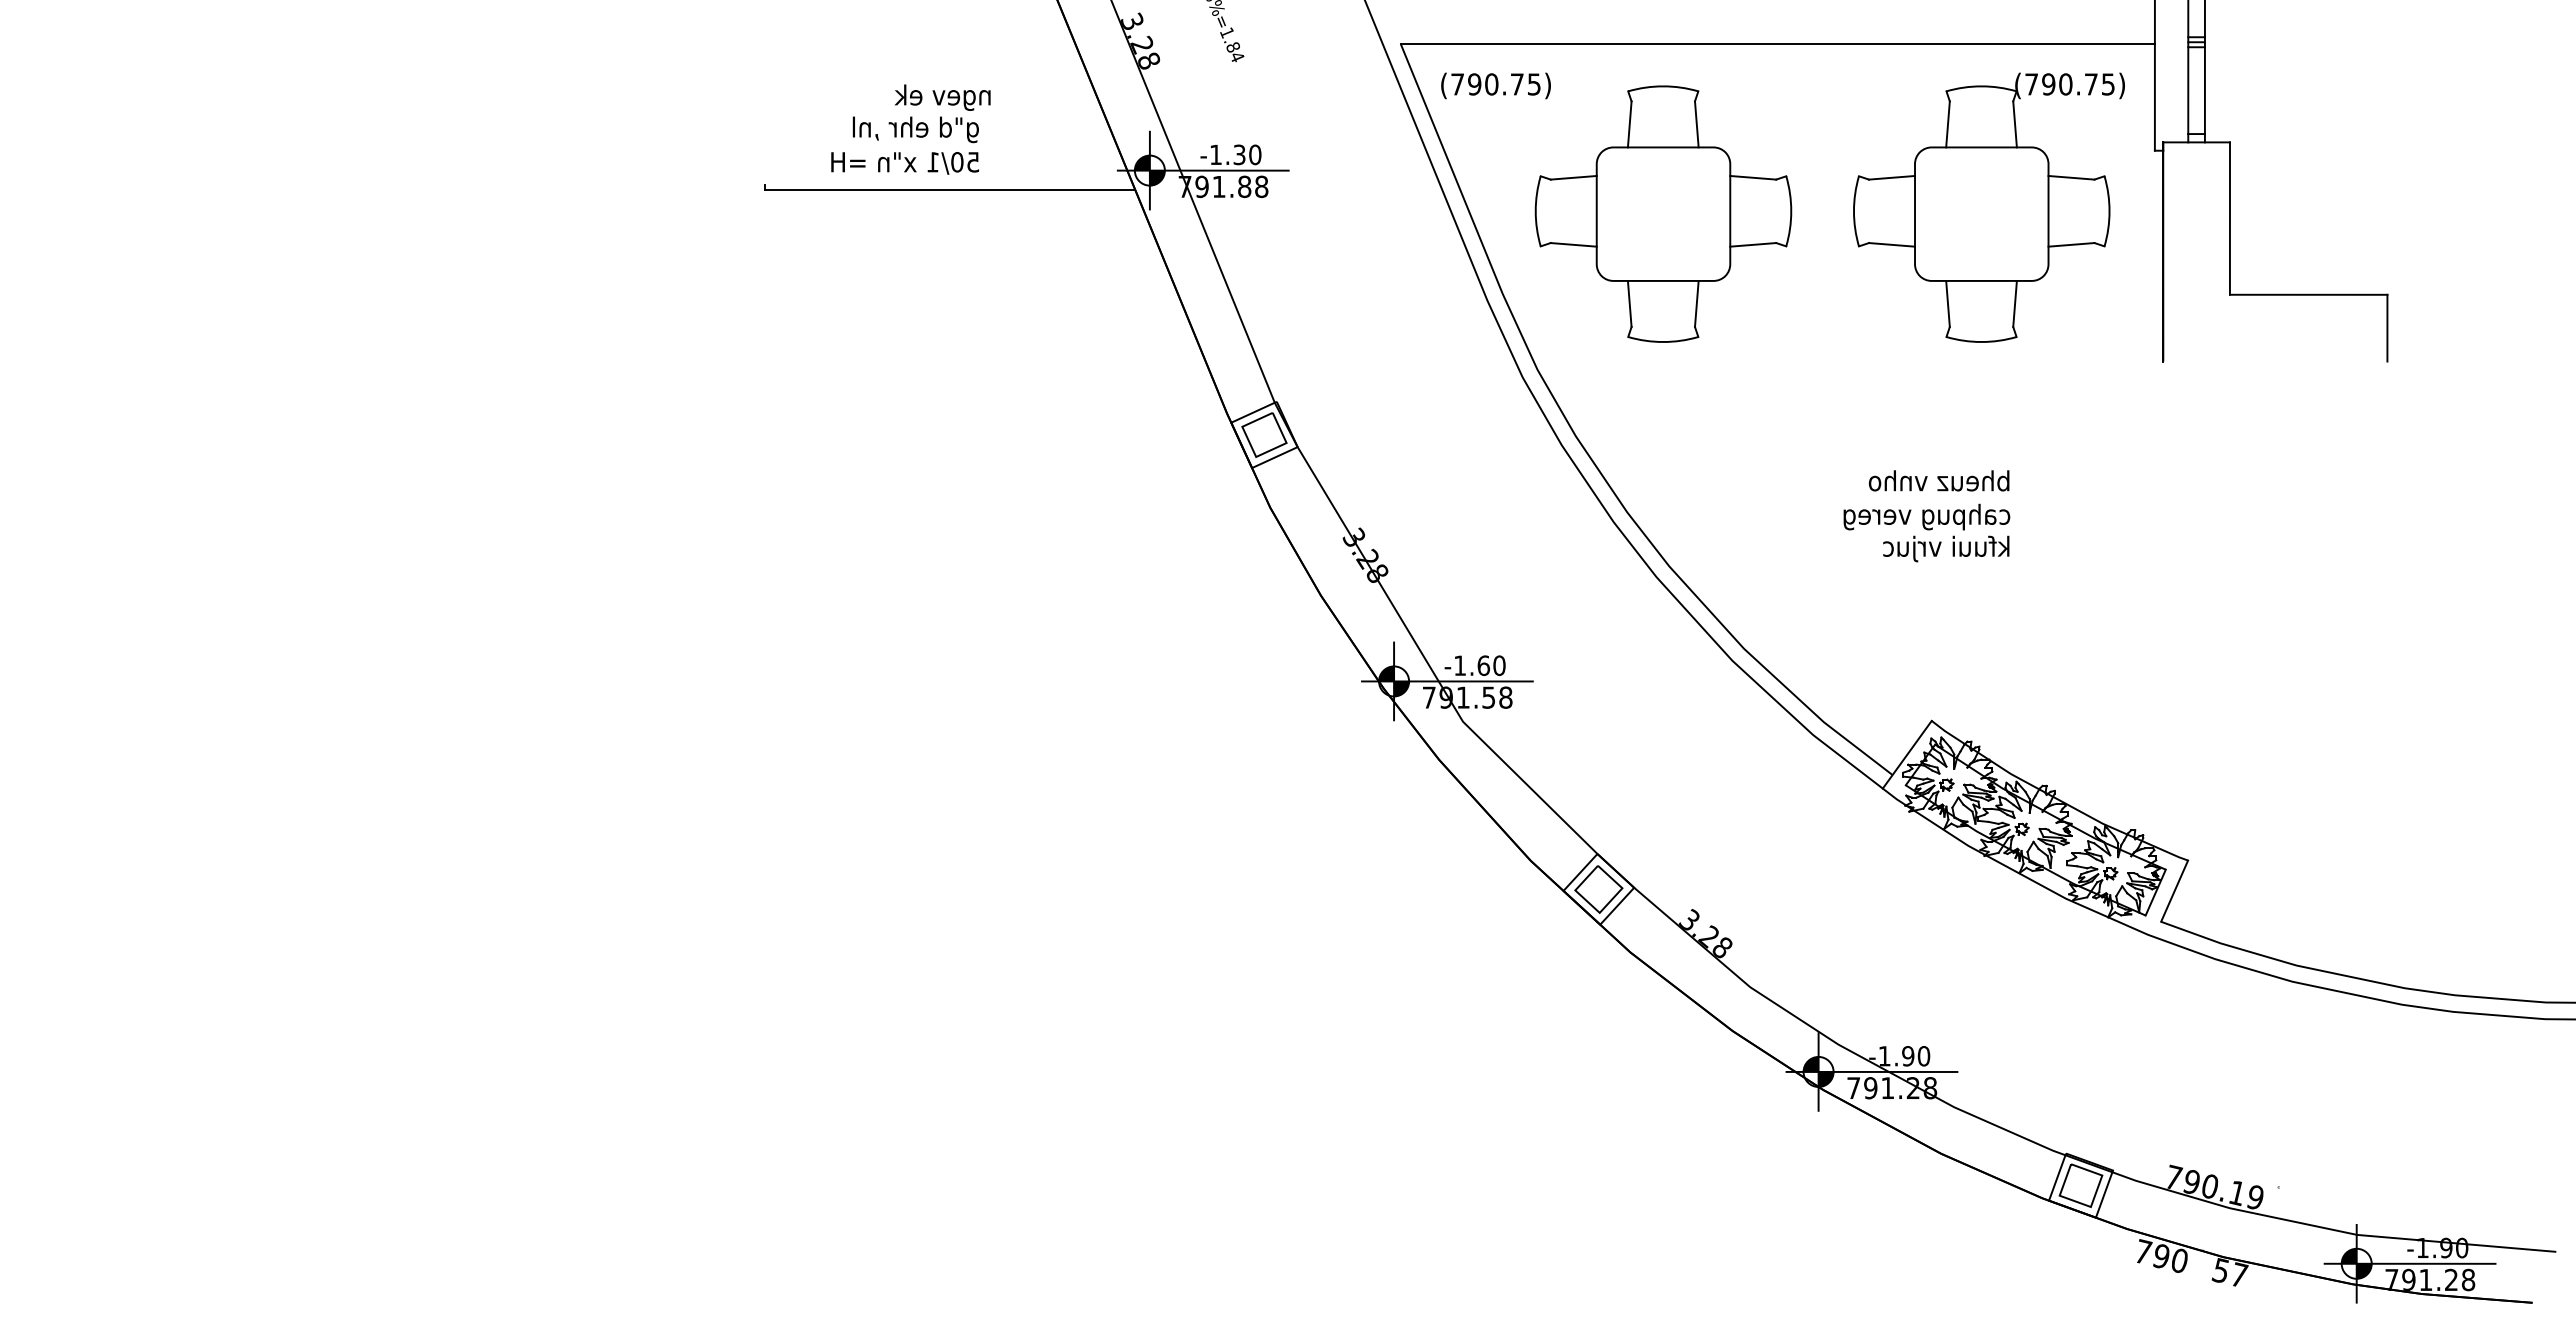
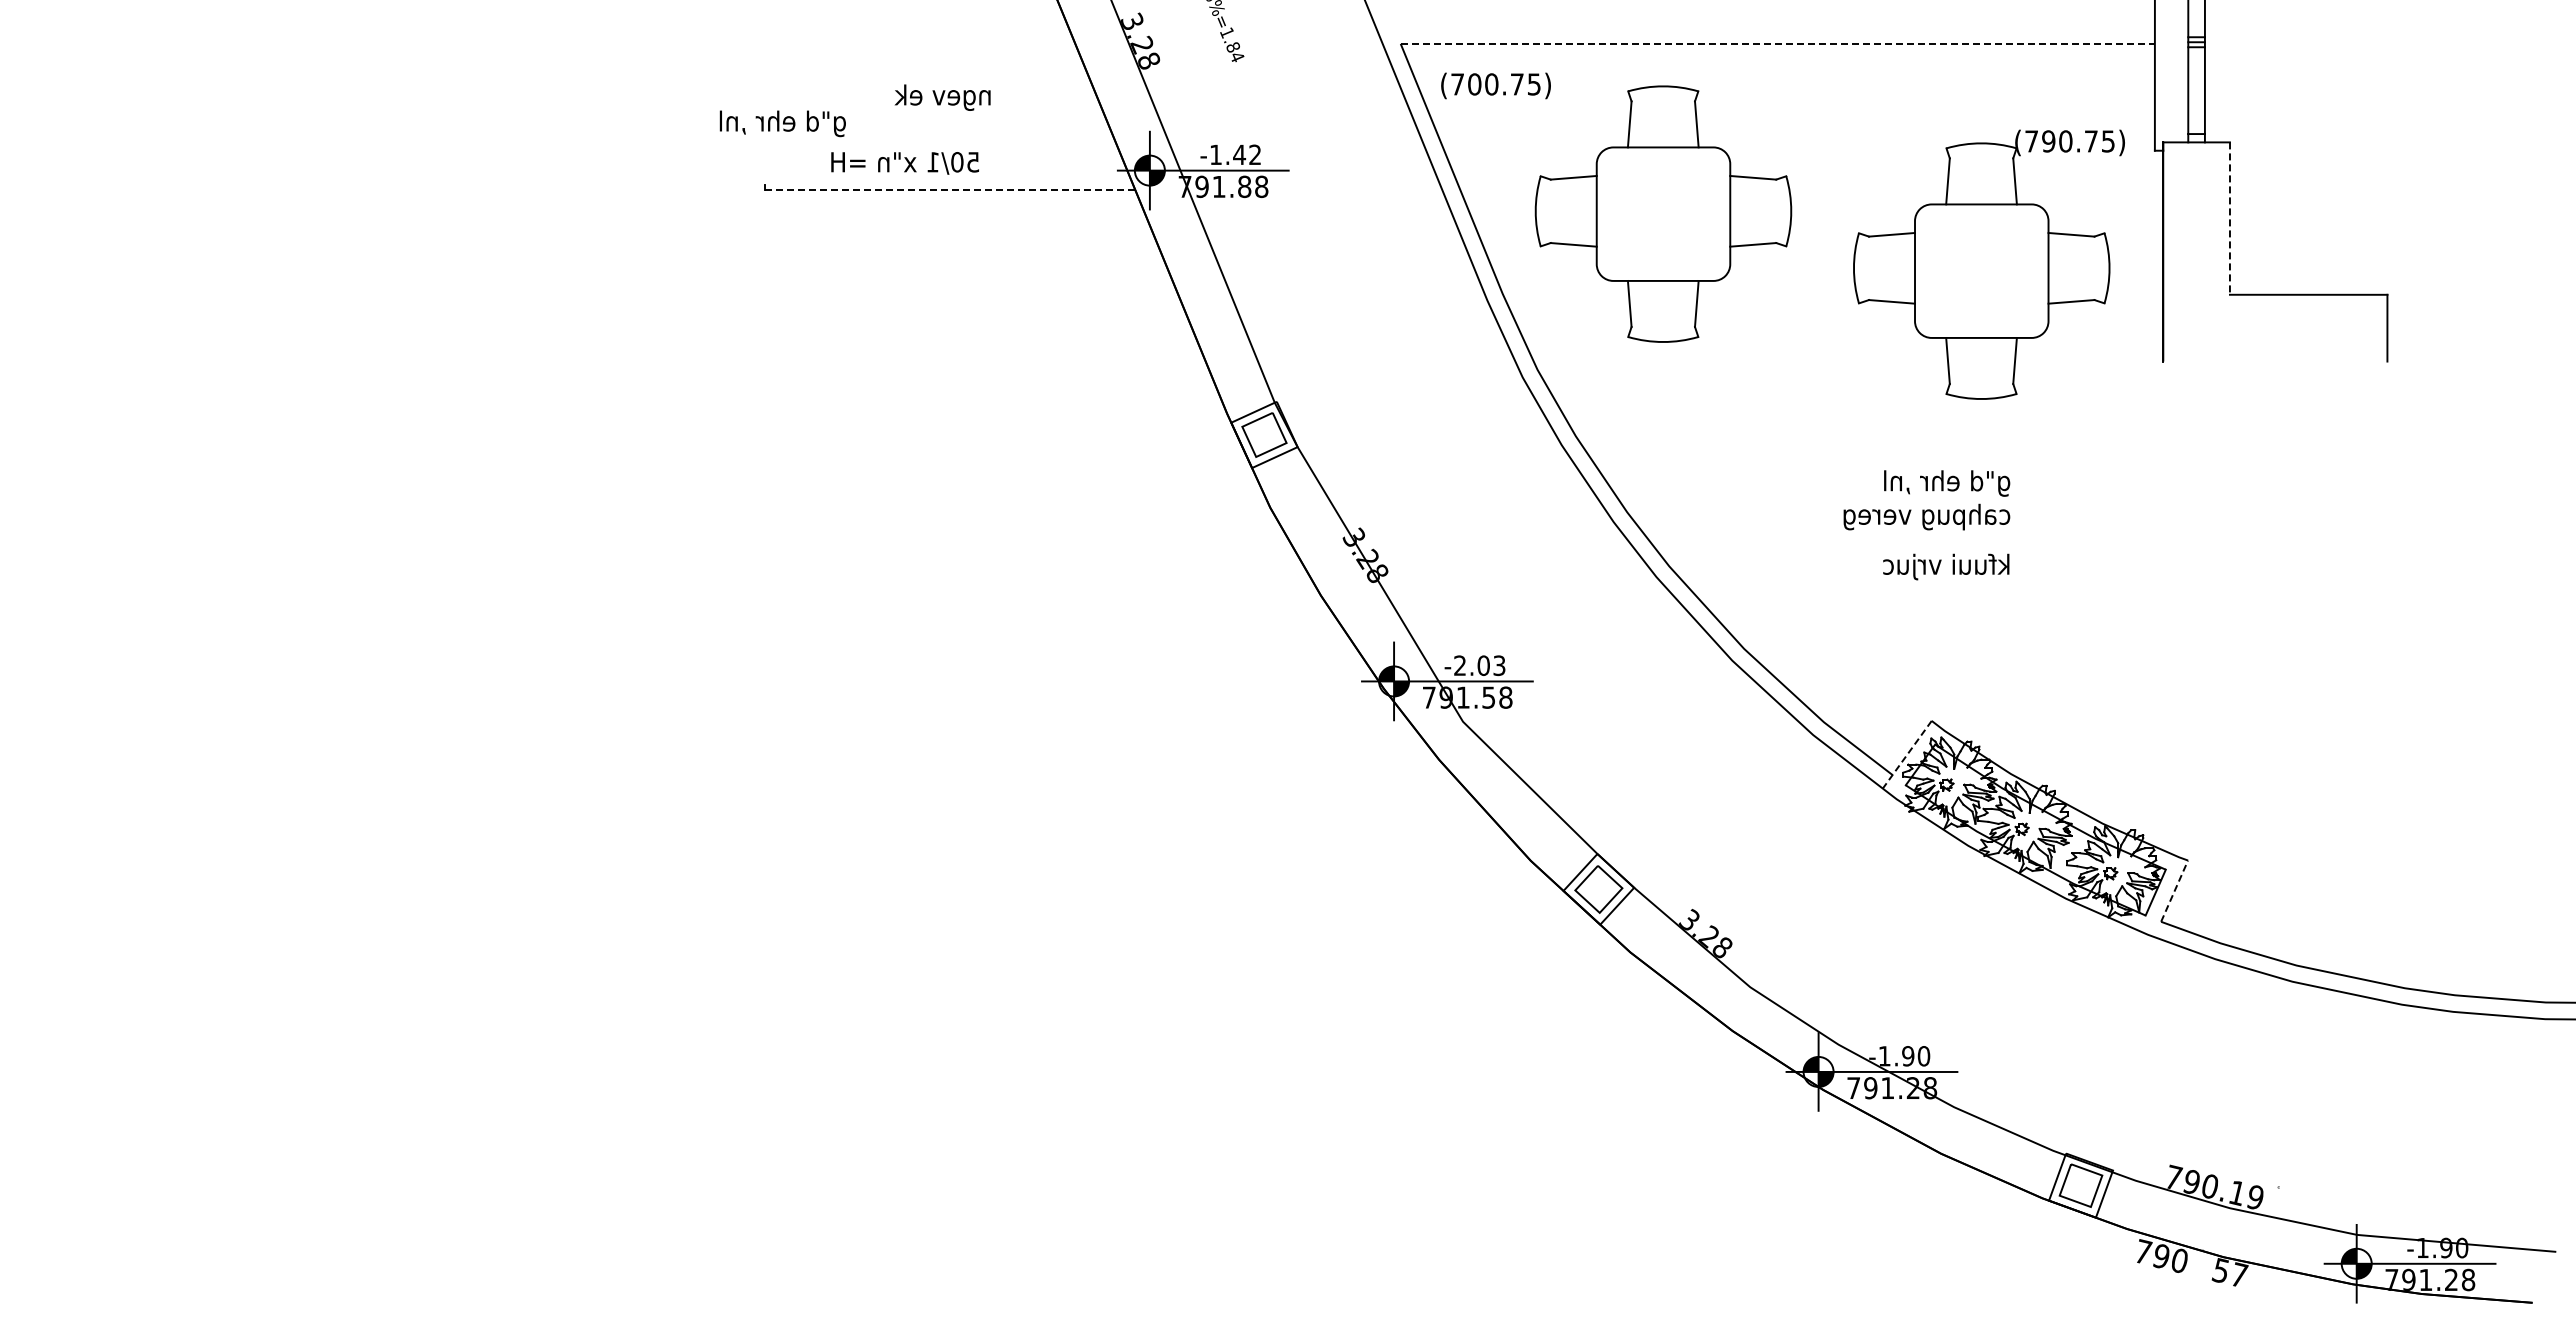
line: solid -> dashed (1778, 43)
text: (790.75) -> (700.75) (1474, 84)
text position: (915, 129) -> (782, 123) (782, 123)
text: -1.30 -> -1.42 (1247, 154)
line: solid -> dashed (949, 189)
part position: (1988, 207) -> (1988, 264) (1988, 264)
line: solid -> dashed (2229, 219)
text: bheuz vnho -> g"d ehr ,nl (1939, 483)
text position: (1946, 548) -> (1946, 566) (1946, 566)
text: -1.60 -> -2.03 (1479, 665)
line: solid -> dashed (1907, 754)
line: solid -> dashed (2174, 890)
